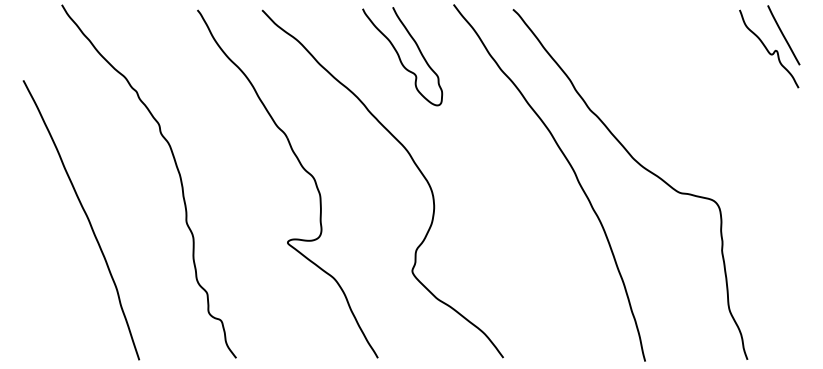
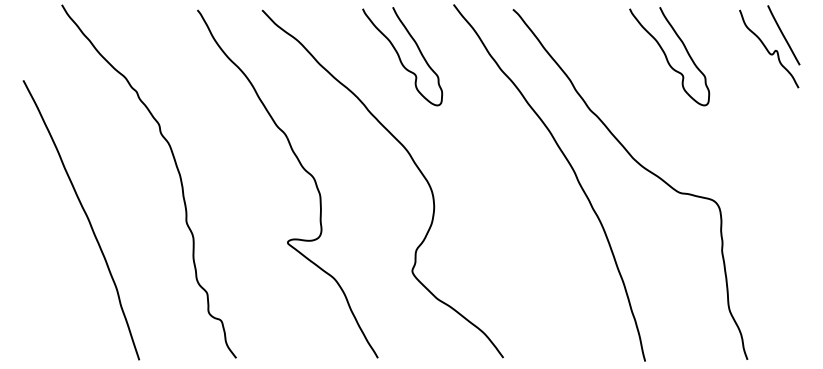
curve: none -> present (667, 57)
